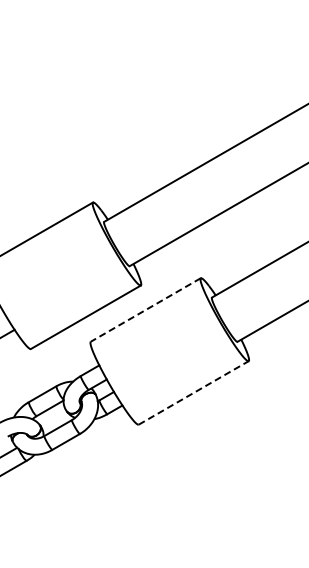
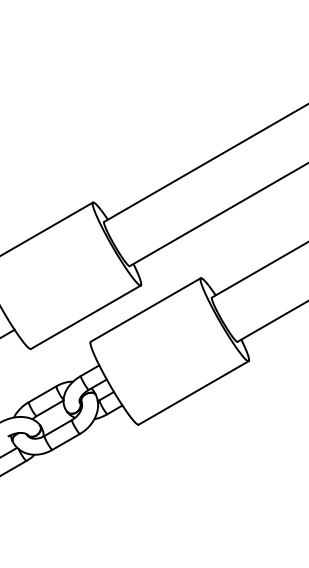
line: dashed -> solid (145, 309)
line: dashed -> solid (193, 392)
